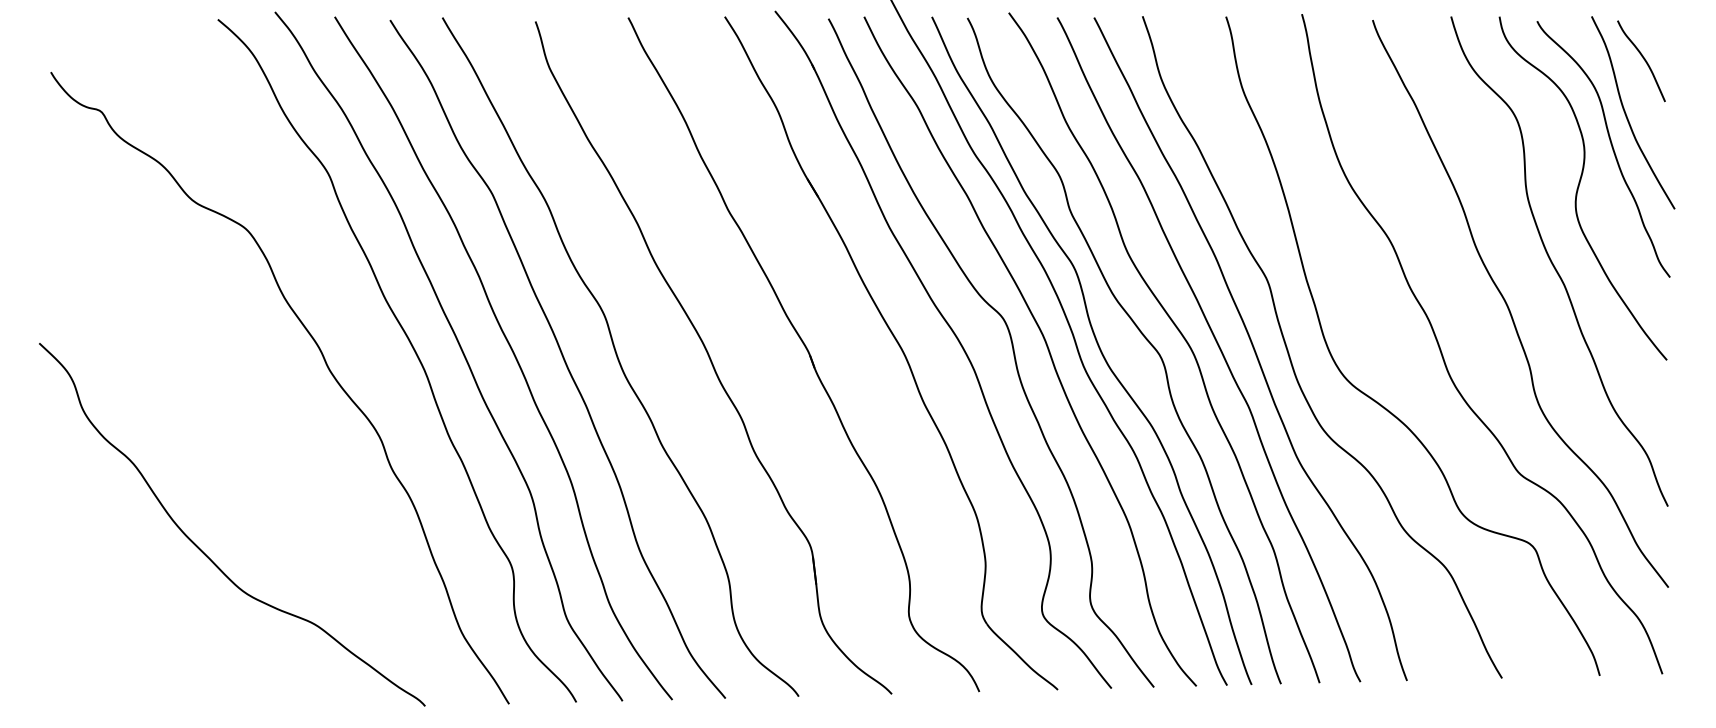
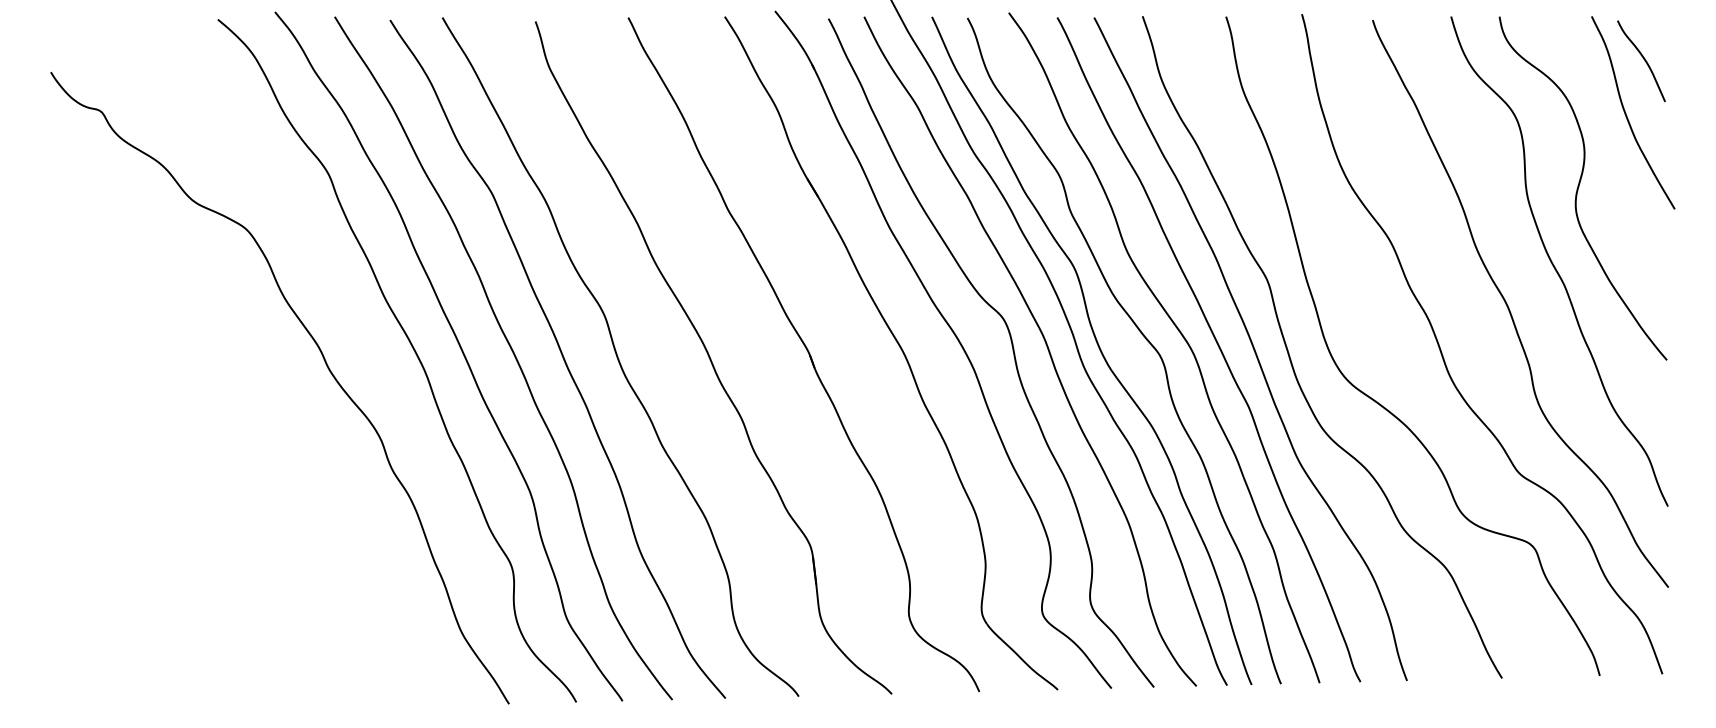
curve: present -> none (1611, 147)
curve: present -> none (204, 552)
